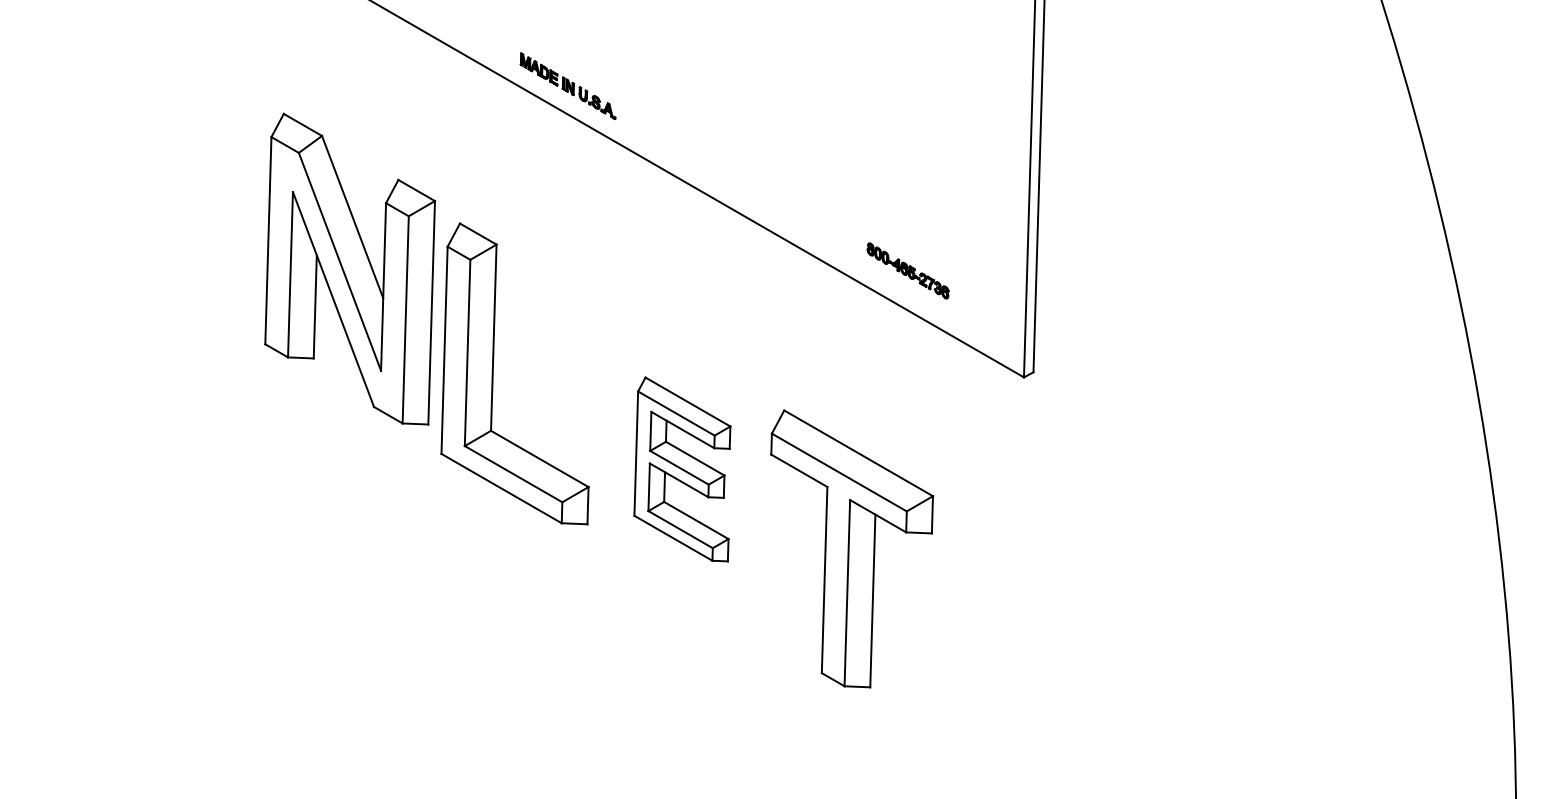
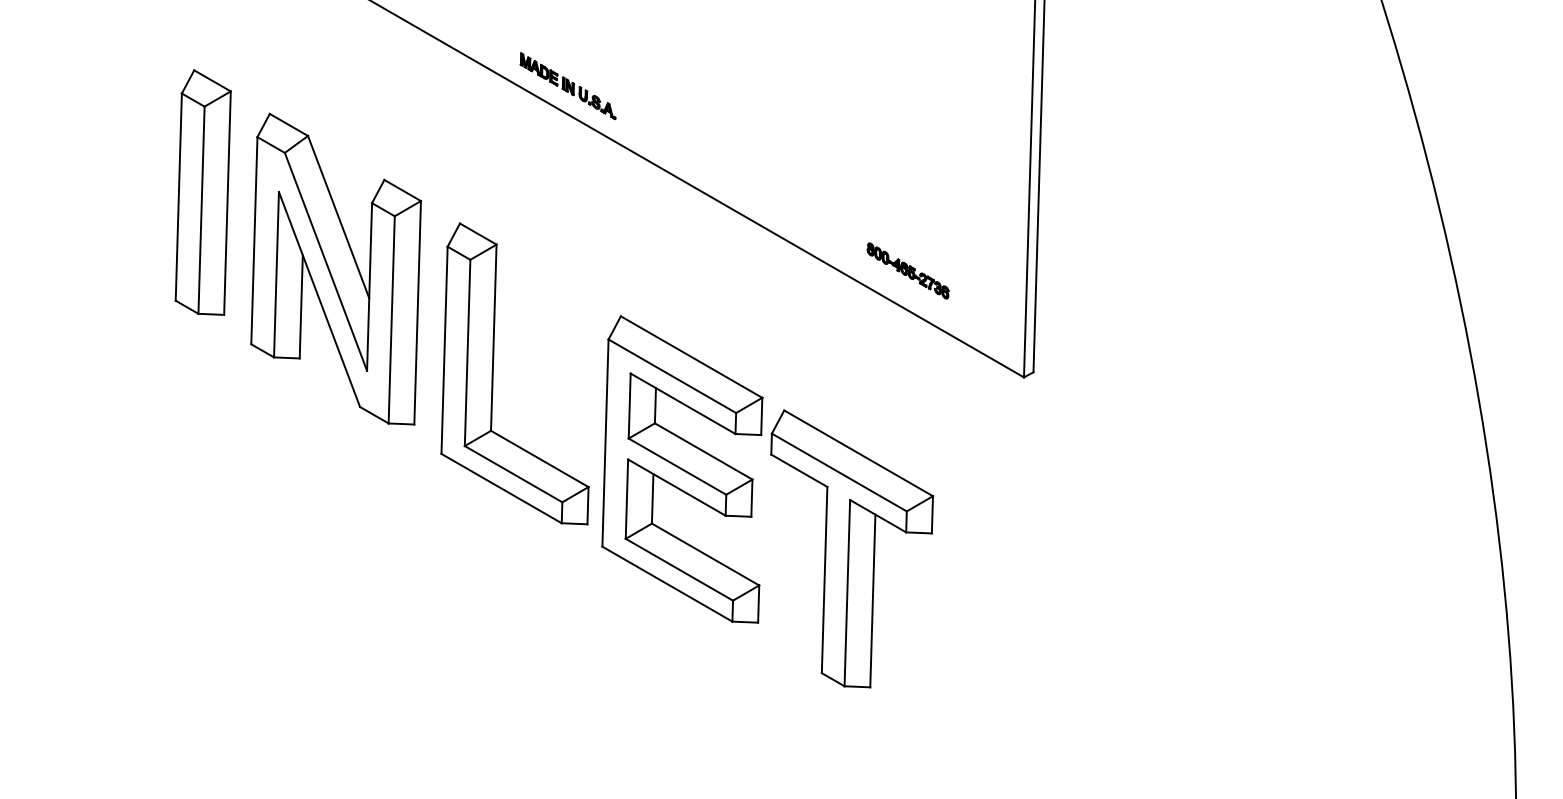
part: none -> present (202, 192)
part position: (349, 268) -> (335, 268) (335, 268)
part size: 99x187 px -> 163x309 px (682, 469)
